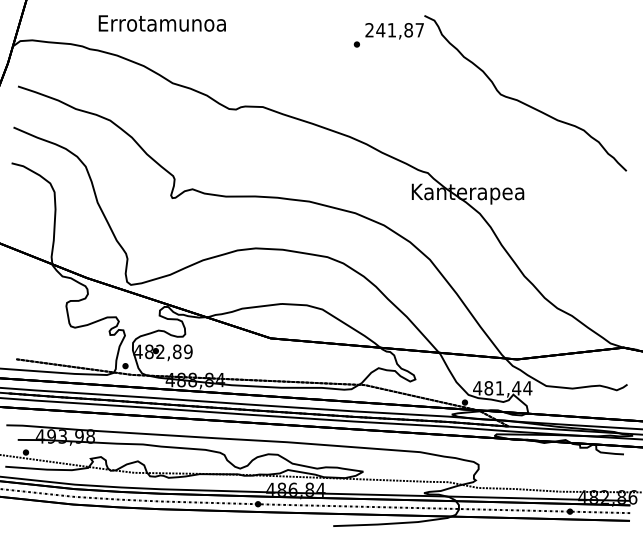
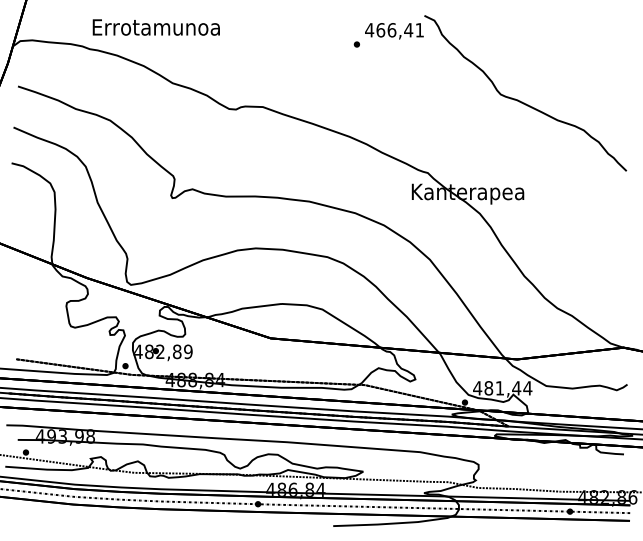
text position: (161, 23) -> (155, 27) (155, 27)
text: 241,87 -> 466,41 (394, 30)
